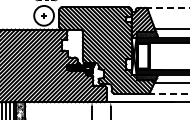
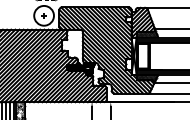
line: dashed -> solid (167, 7)
line: dashed -> solid (168, 93)
